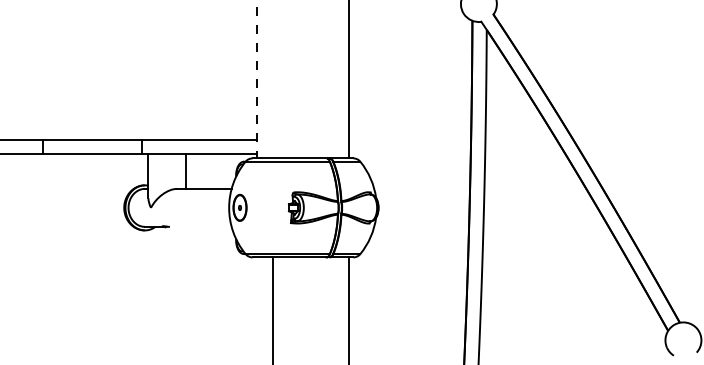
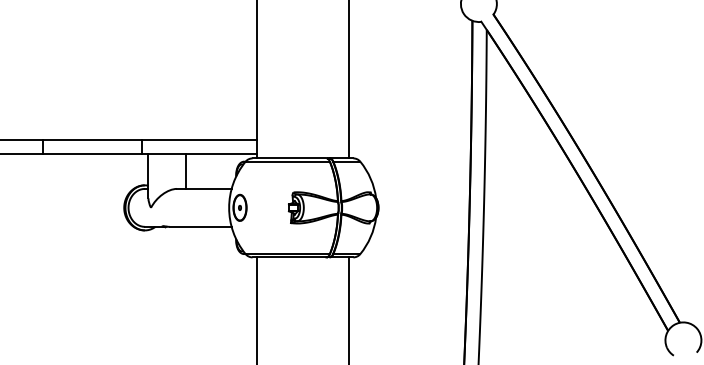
line: dashed -> solid (257, 79)
line: none -> present (200, 226)
line position: (273, 309) -> (257, 309) (257, 309)
